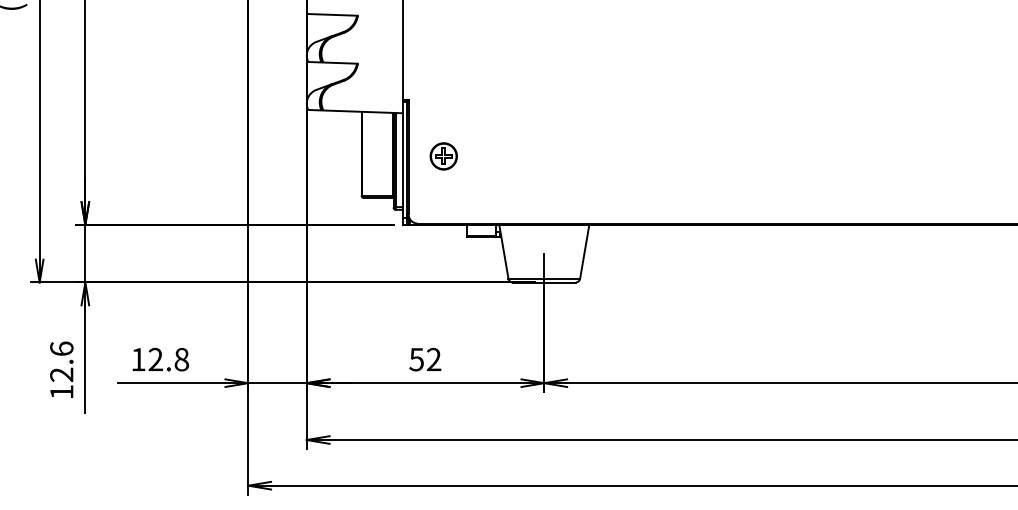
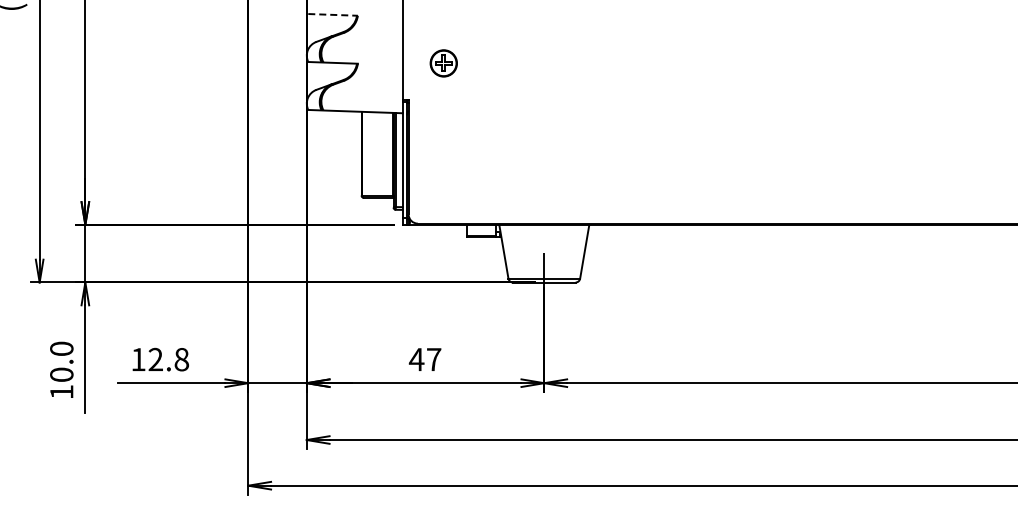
line: solid -> dashed (333, 14)
part position: (443, 156) -> (443, 63) (443, 63)
text: 52 -> 47 (424, 359)
text: 12.6 -> 10.0 (61, 361)
